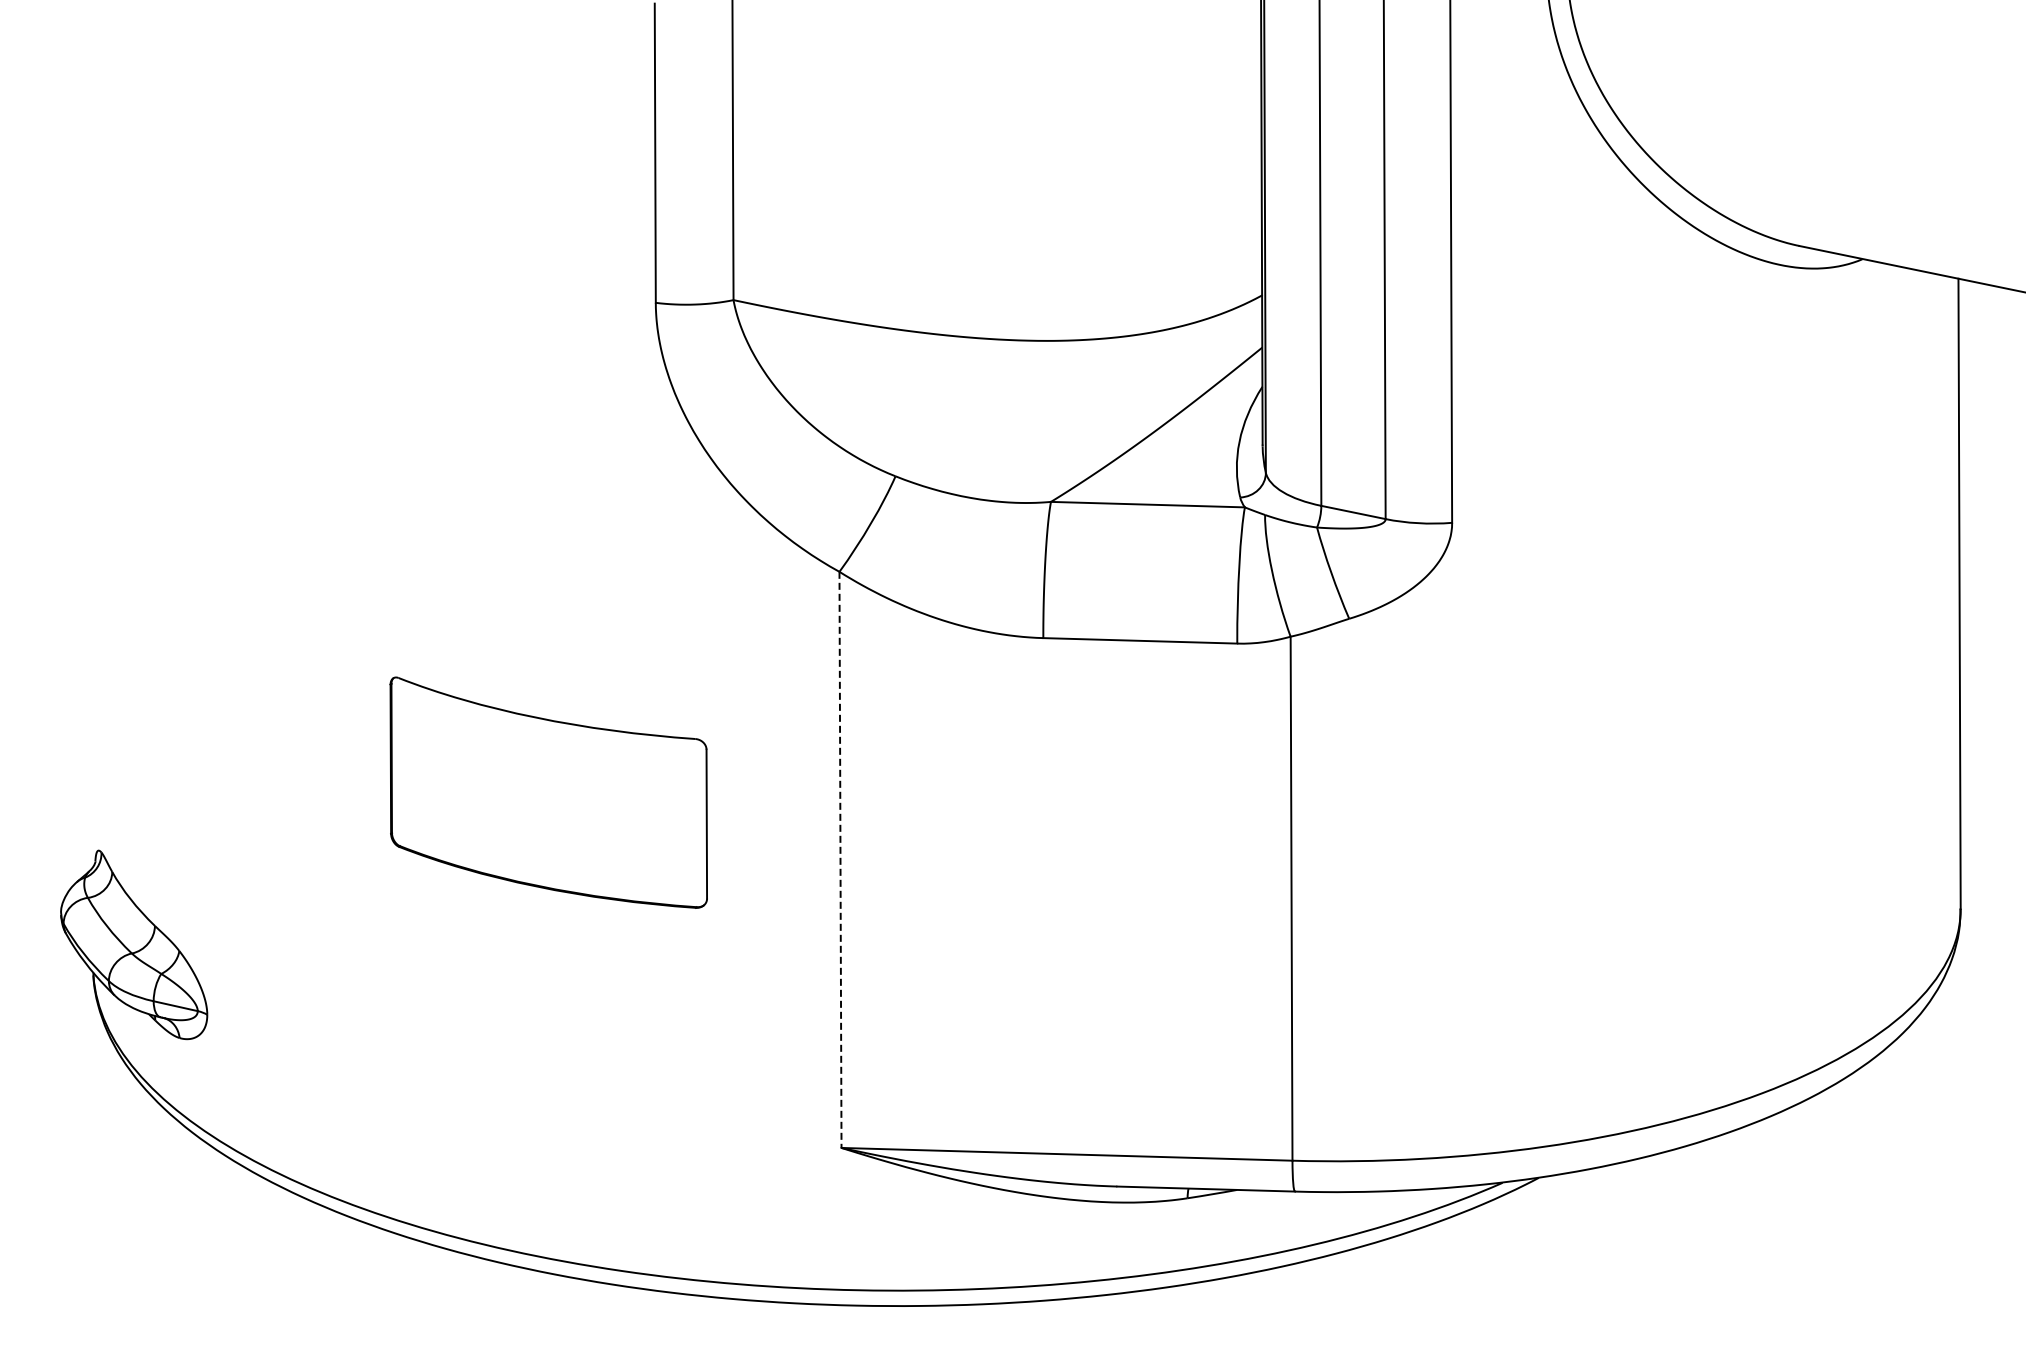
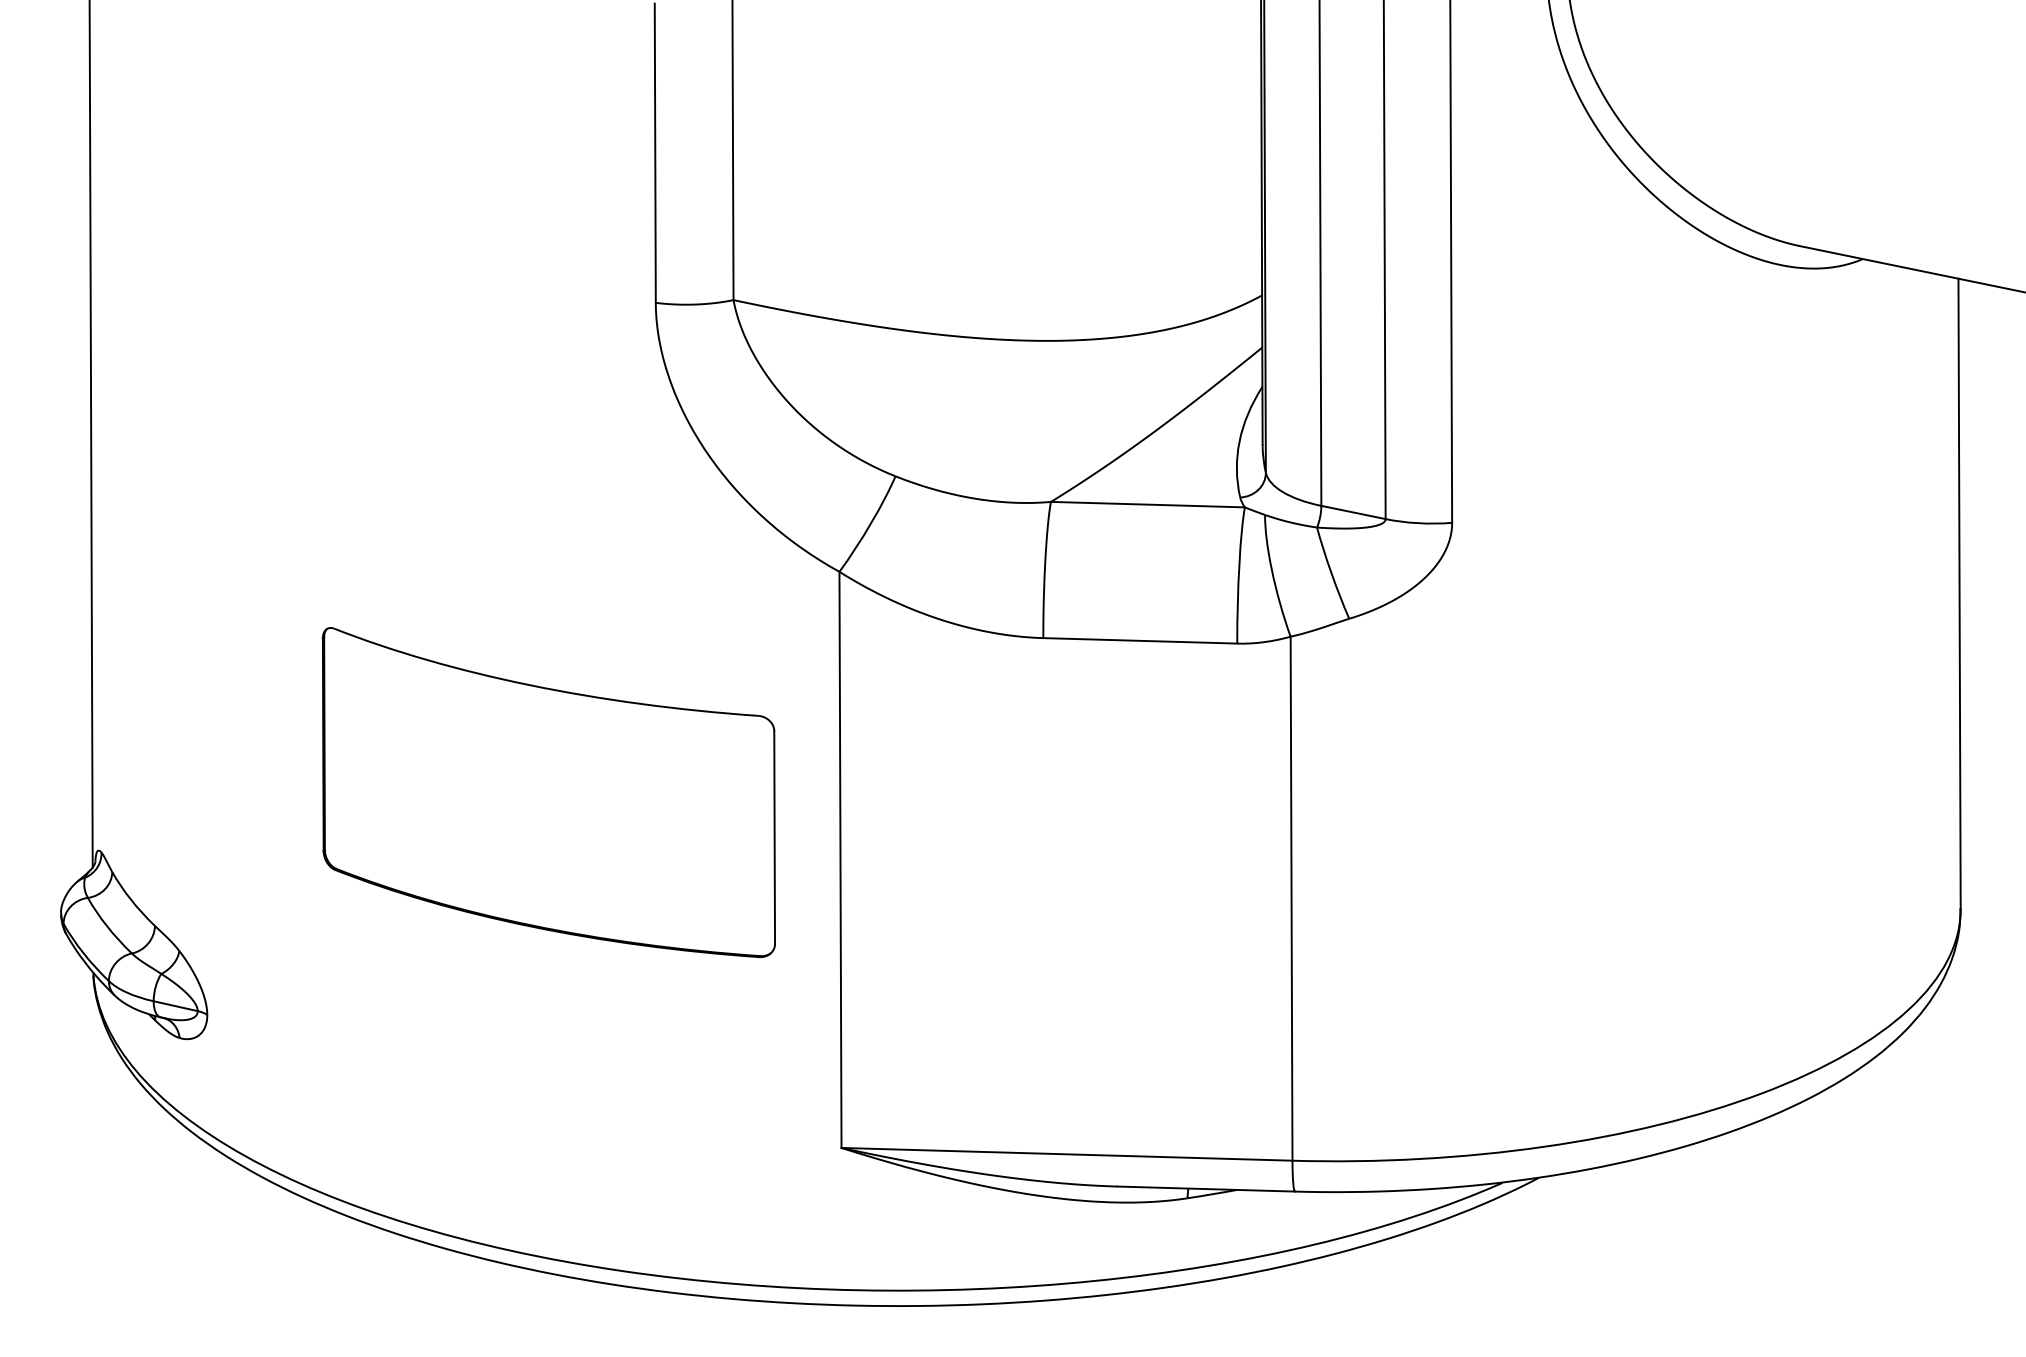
line: none -> present (90, 434)
part size: 319x233 px -> 455x332 px (548, 792)
line: dashed -> solid (840, 860)
